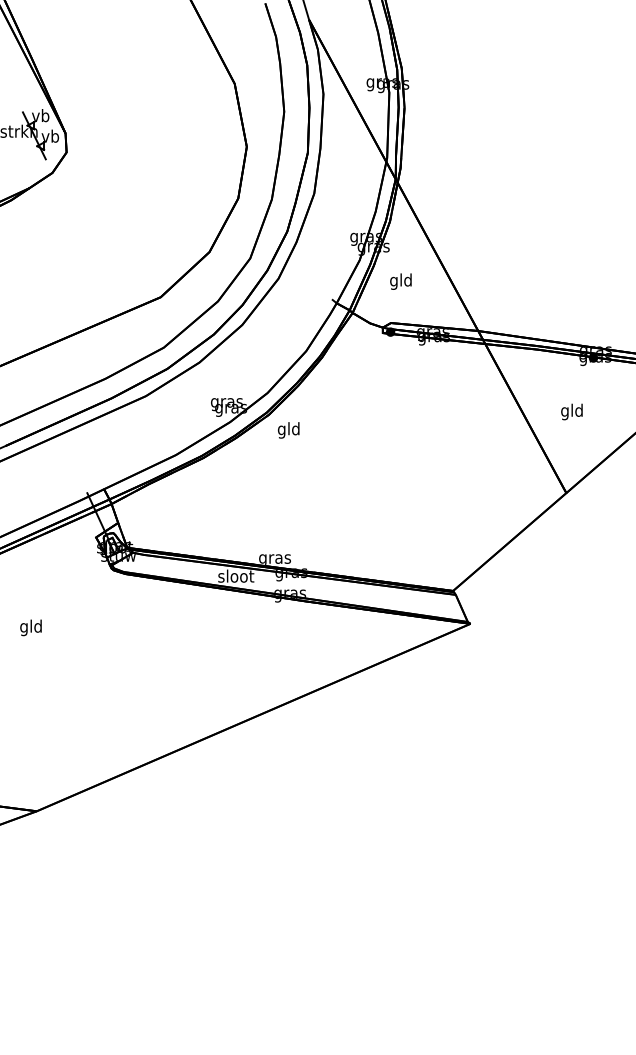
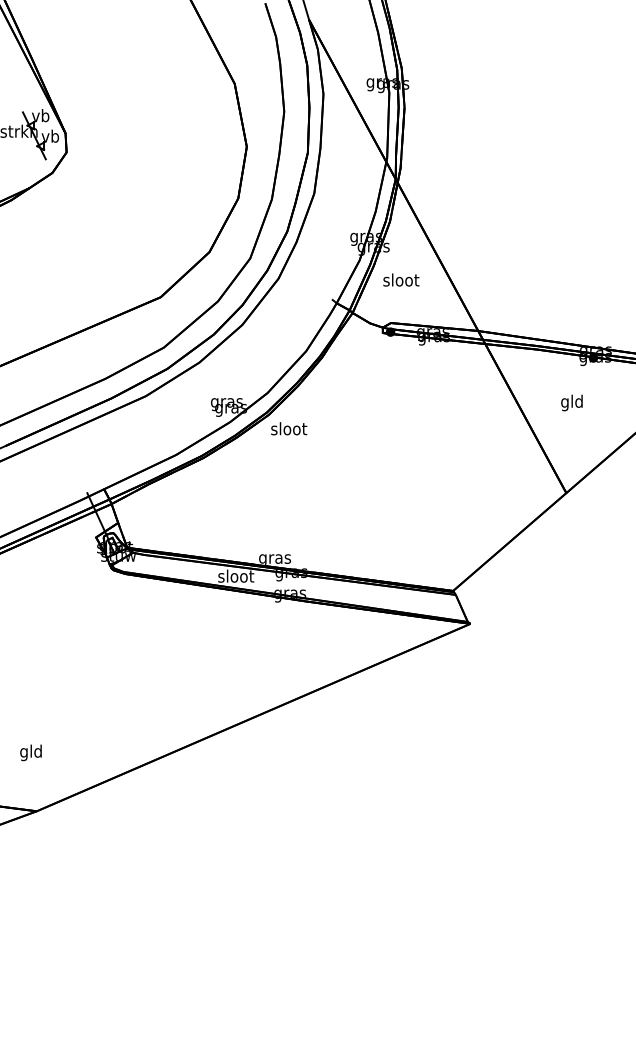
text: gld -> sloot (401, 281)
text position: (571, 411) -> (571, 402) (571, 402)
text: gld -> sloot (289, 430)
text position: (30, 627) -> (30, 752) (30, 752)
